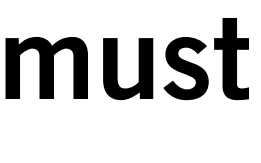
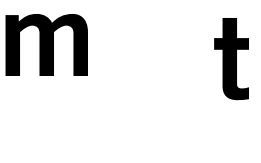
part position: (46, 67) -> (46, 44) (46, 44)
part: present -> none (185, 68)
fill: present -> none (128, 69)
